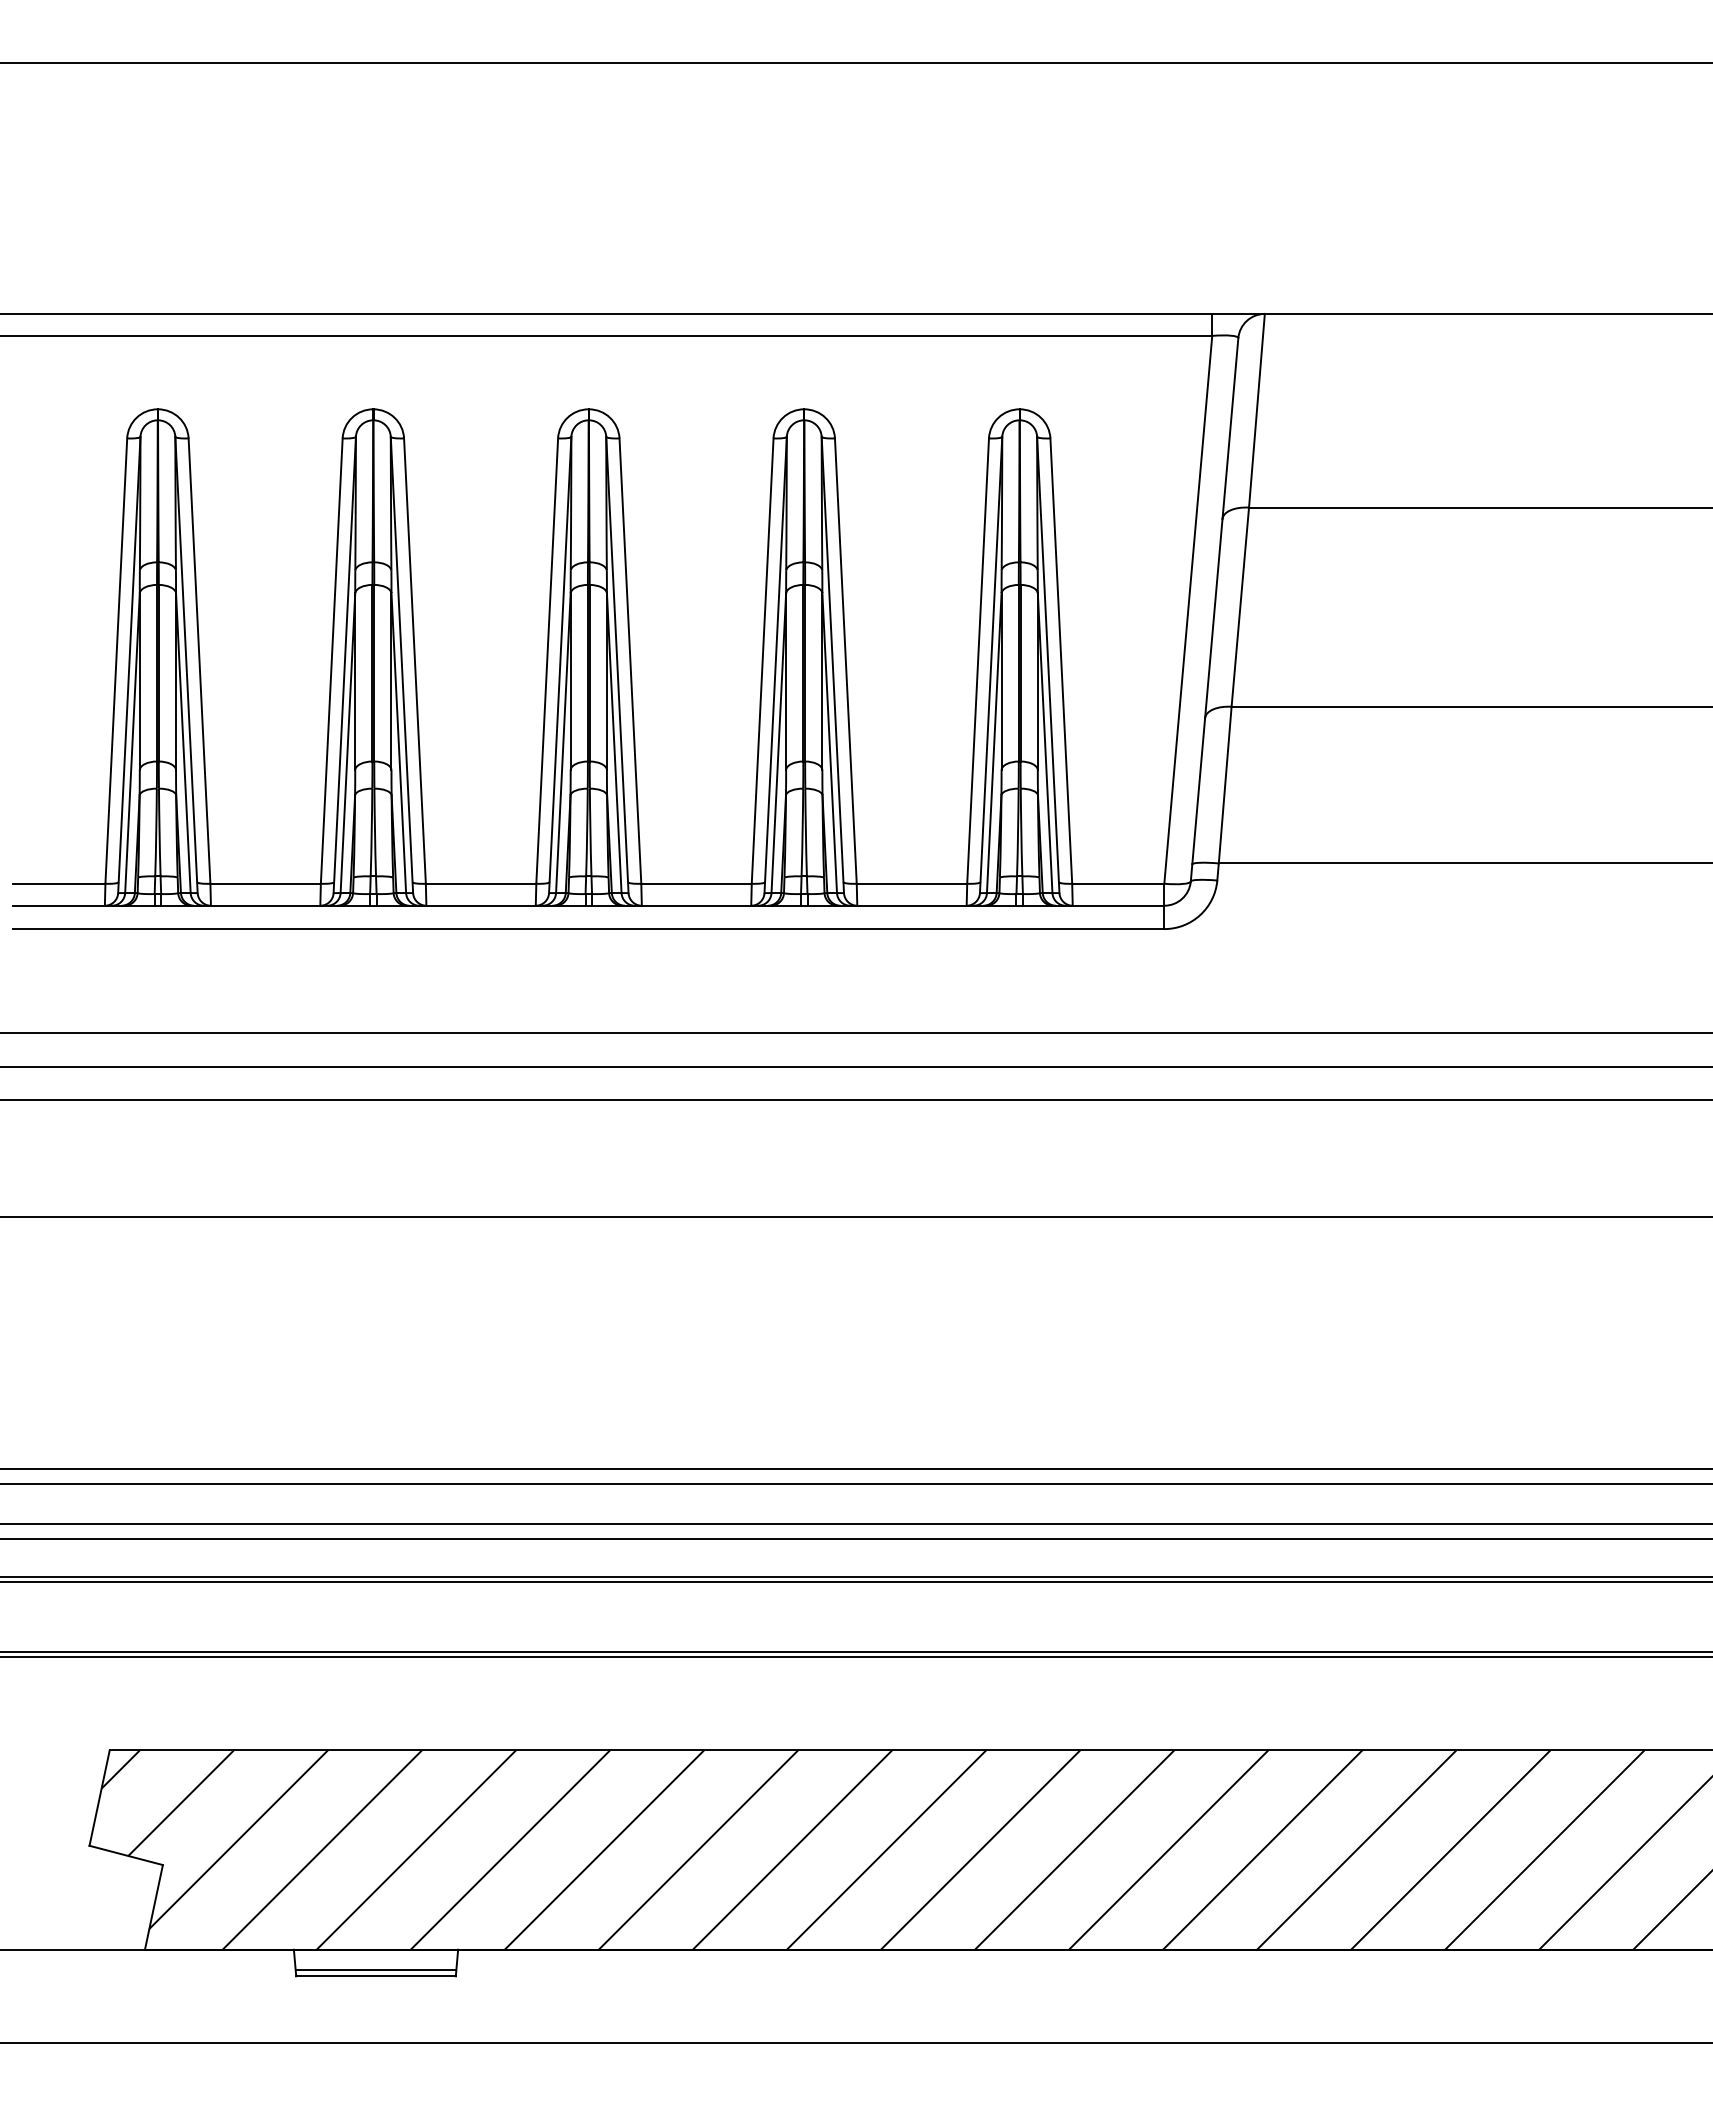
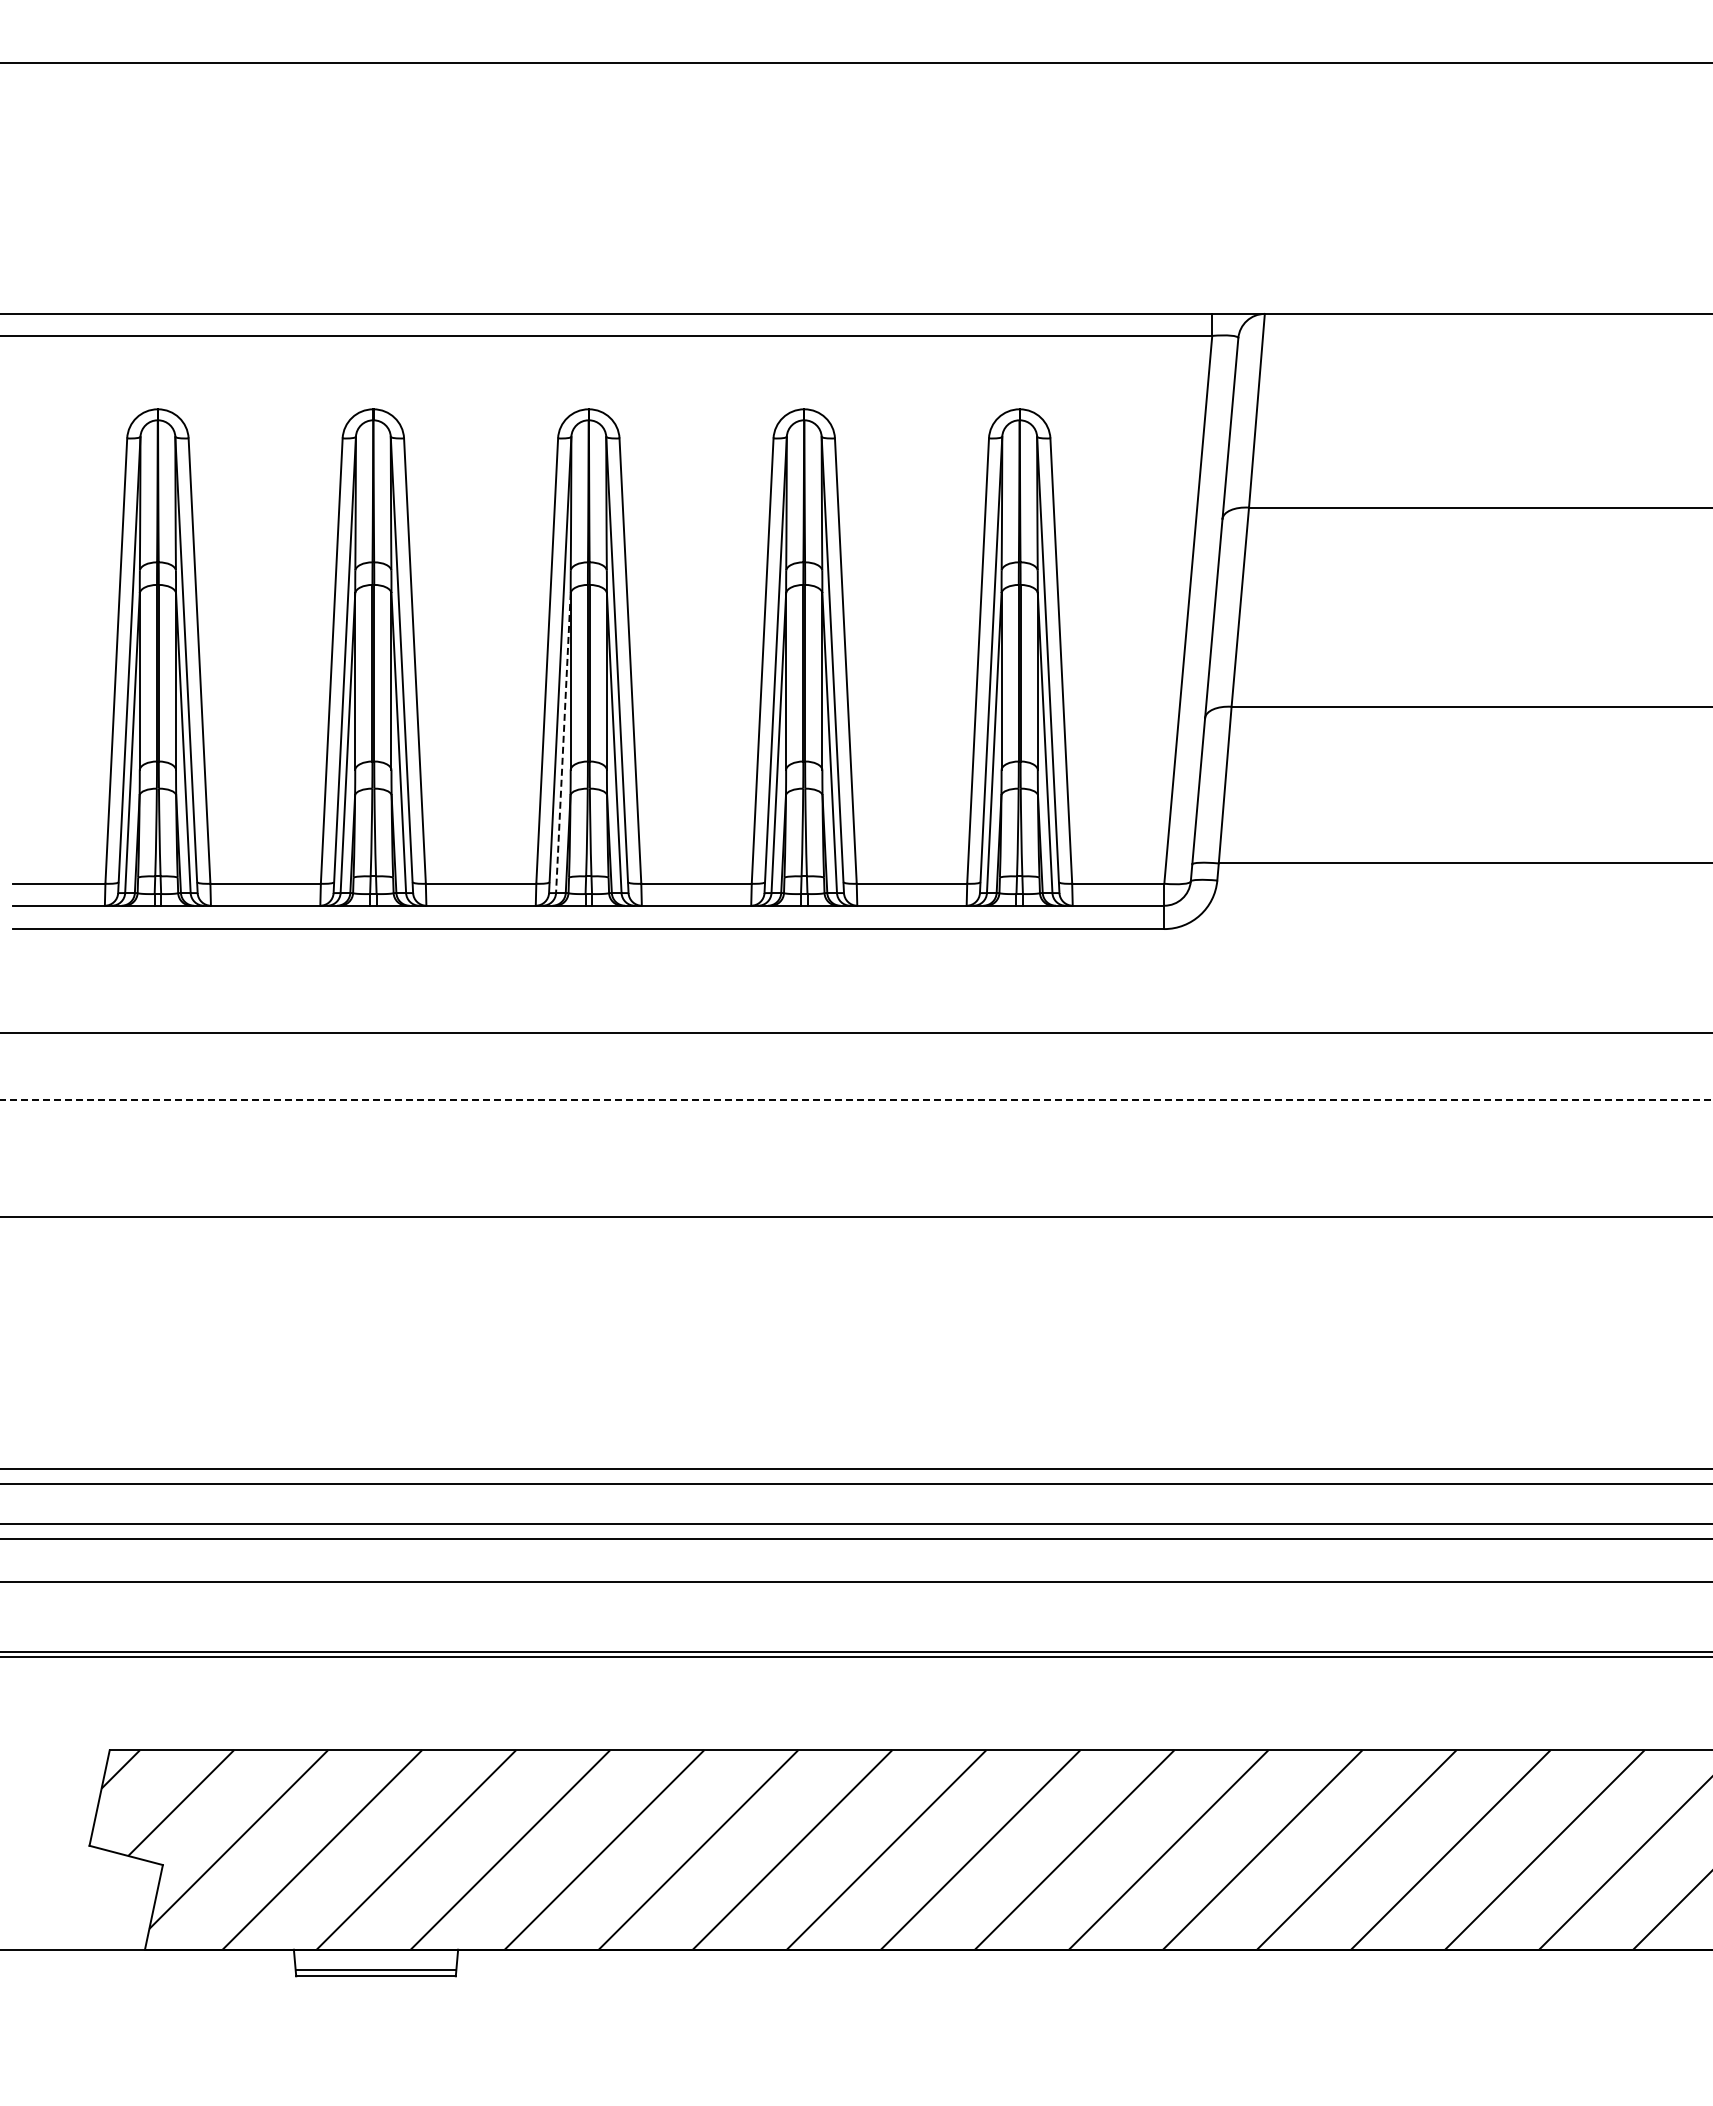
line: solid -> dashed (563, 743)
line: present -> none (855, 1067)
line: solid -> dashed (856, 1100)
line: present -> none (855, 1577)
line: present -> none (855, 2042)
